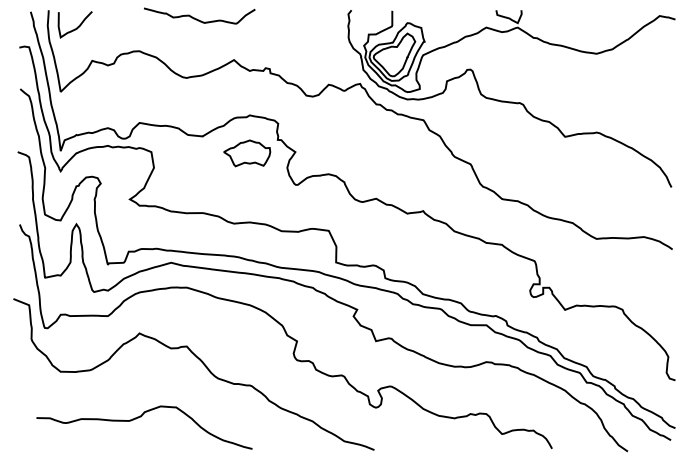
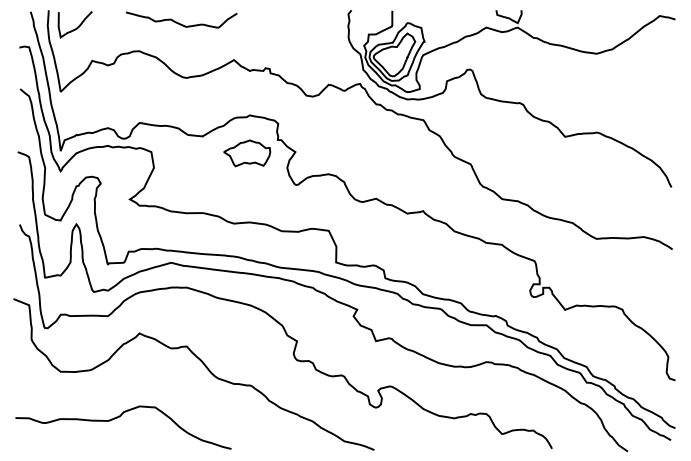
curve position: (199, 19) -> (181, 23) (181, 23)
curve position: (141, 417) -> (120, 417) (120, 417)
